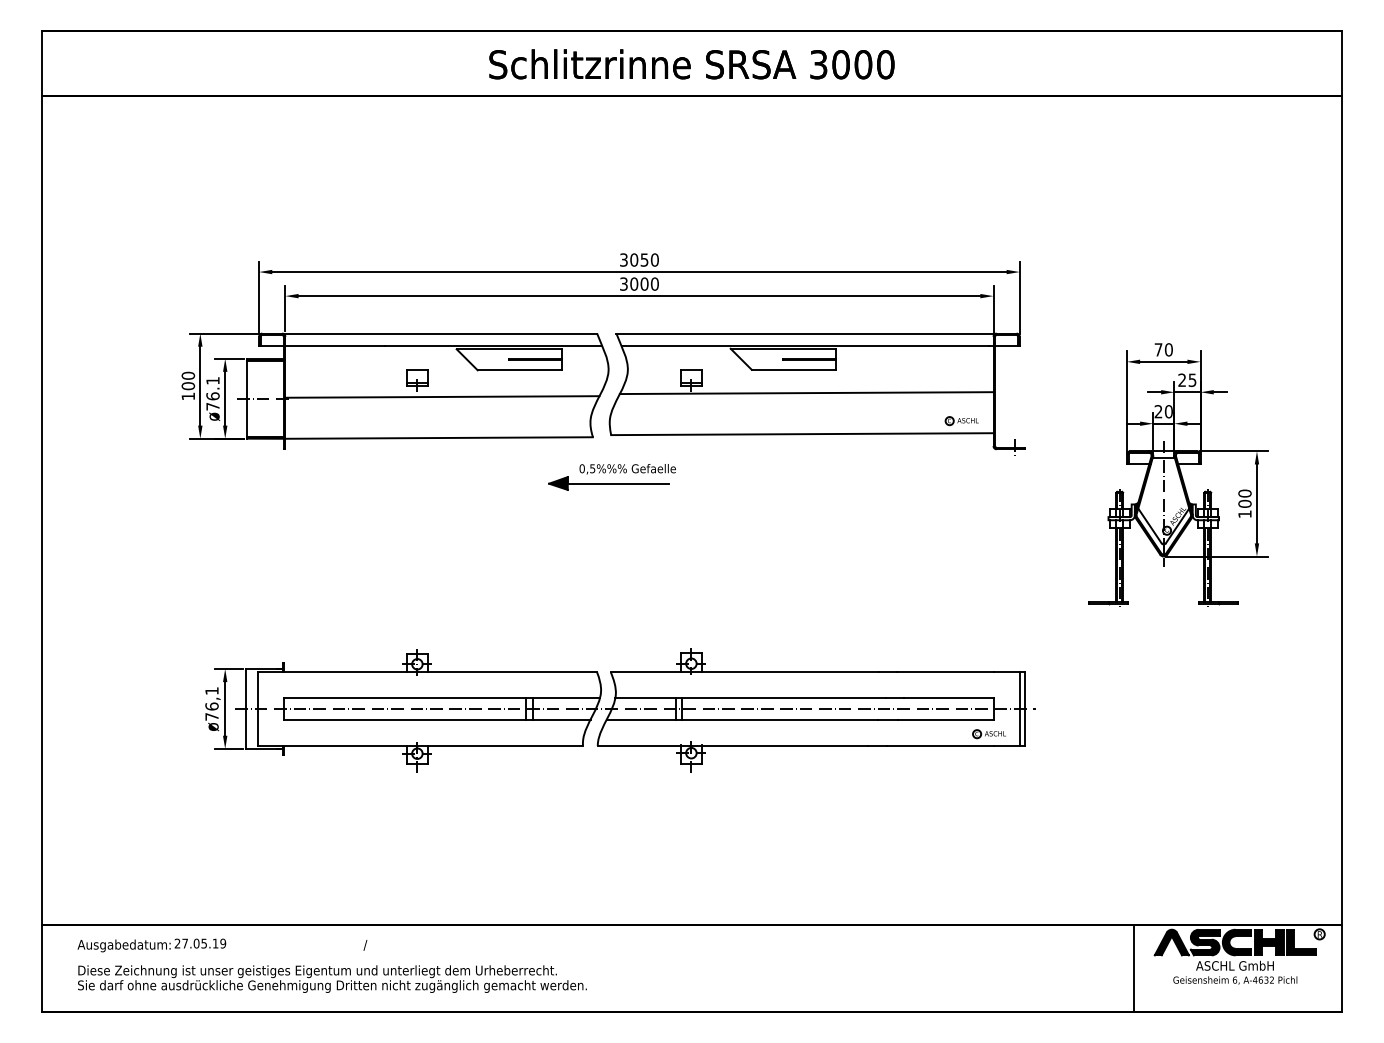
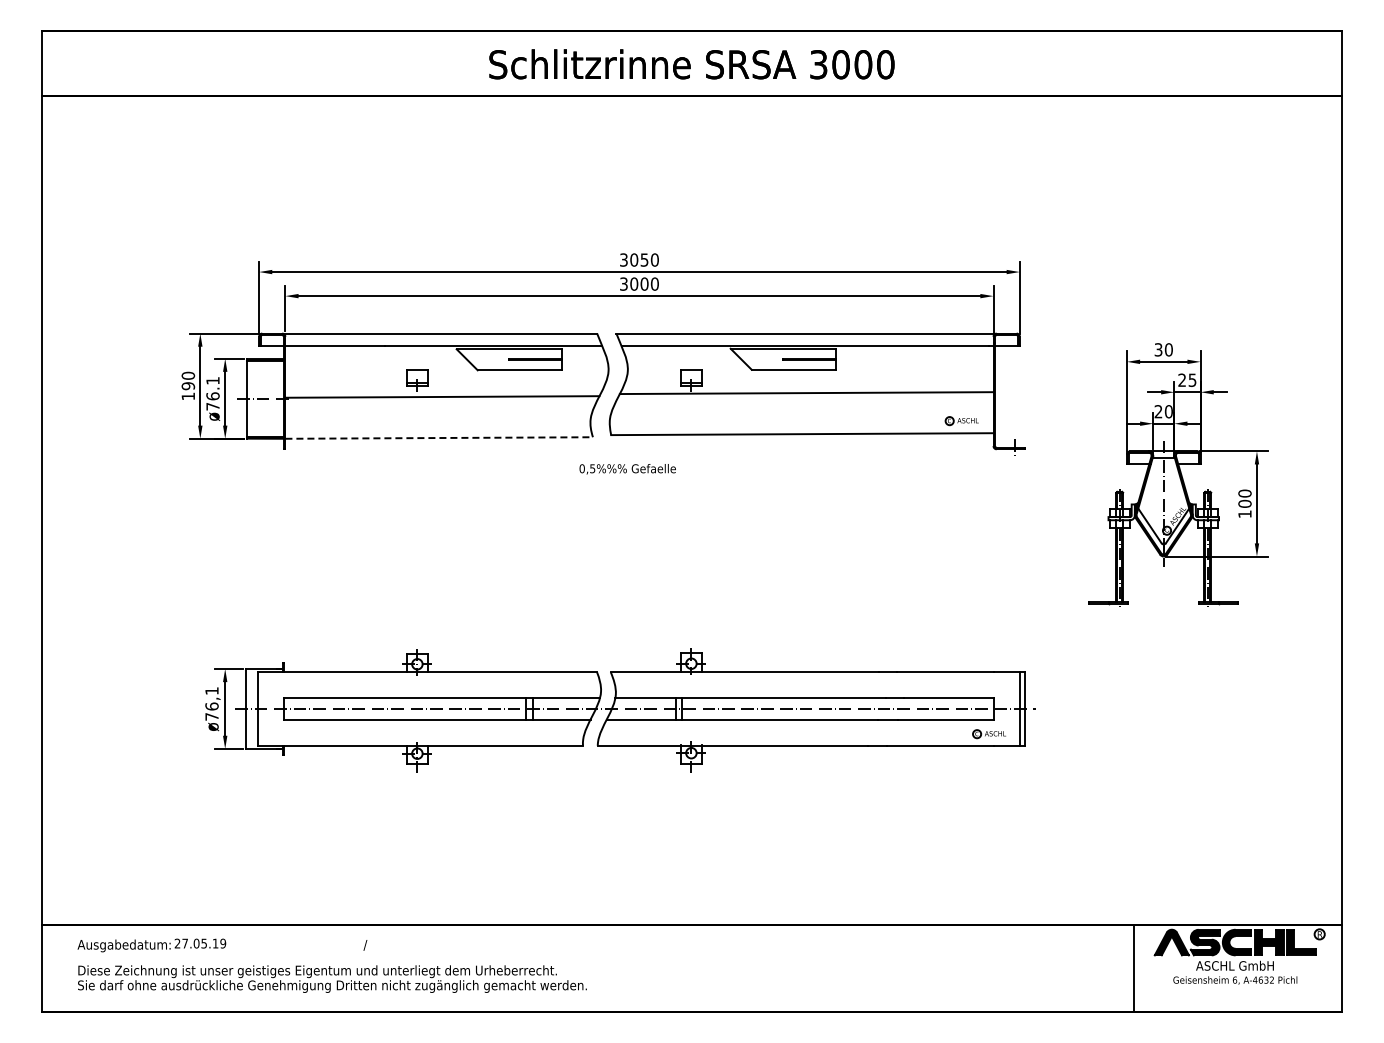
text: 70 -> 30 (1158, 349)
text: 100 -> 190 (188, 386)
line: solid -> dashed (439, 438)
part: present -> none (608, 483)
